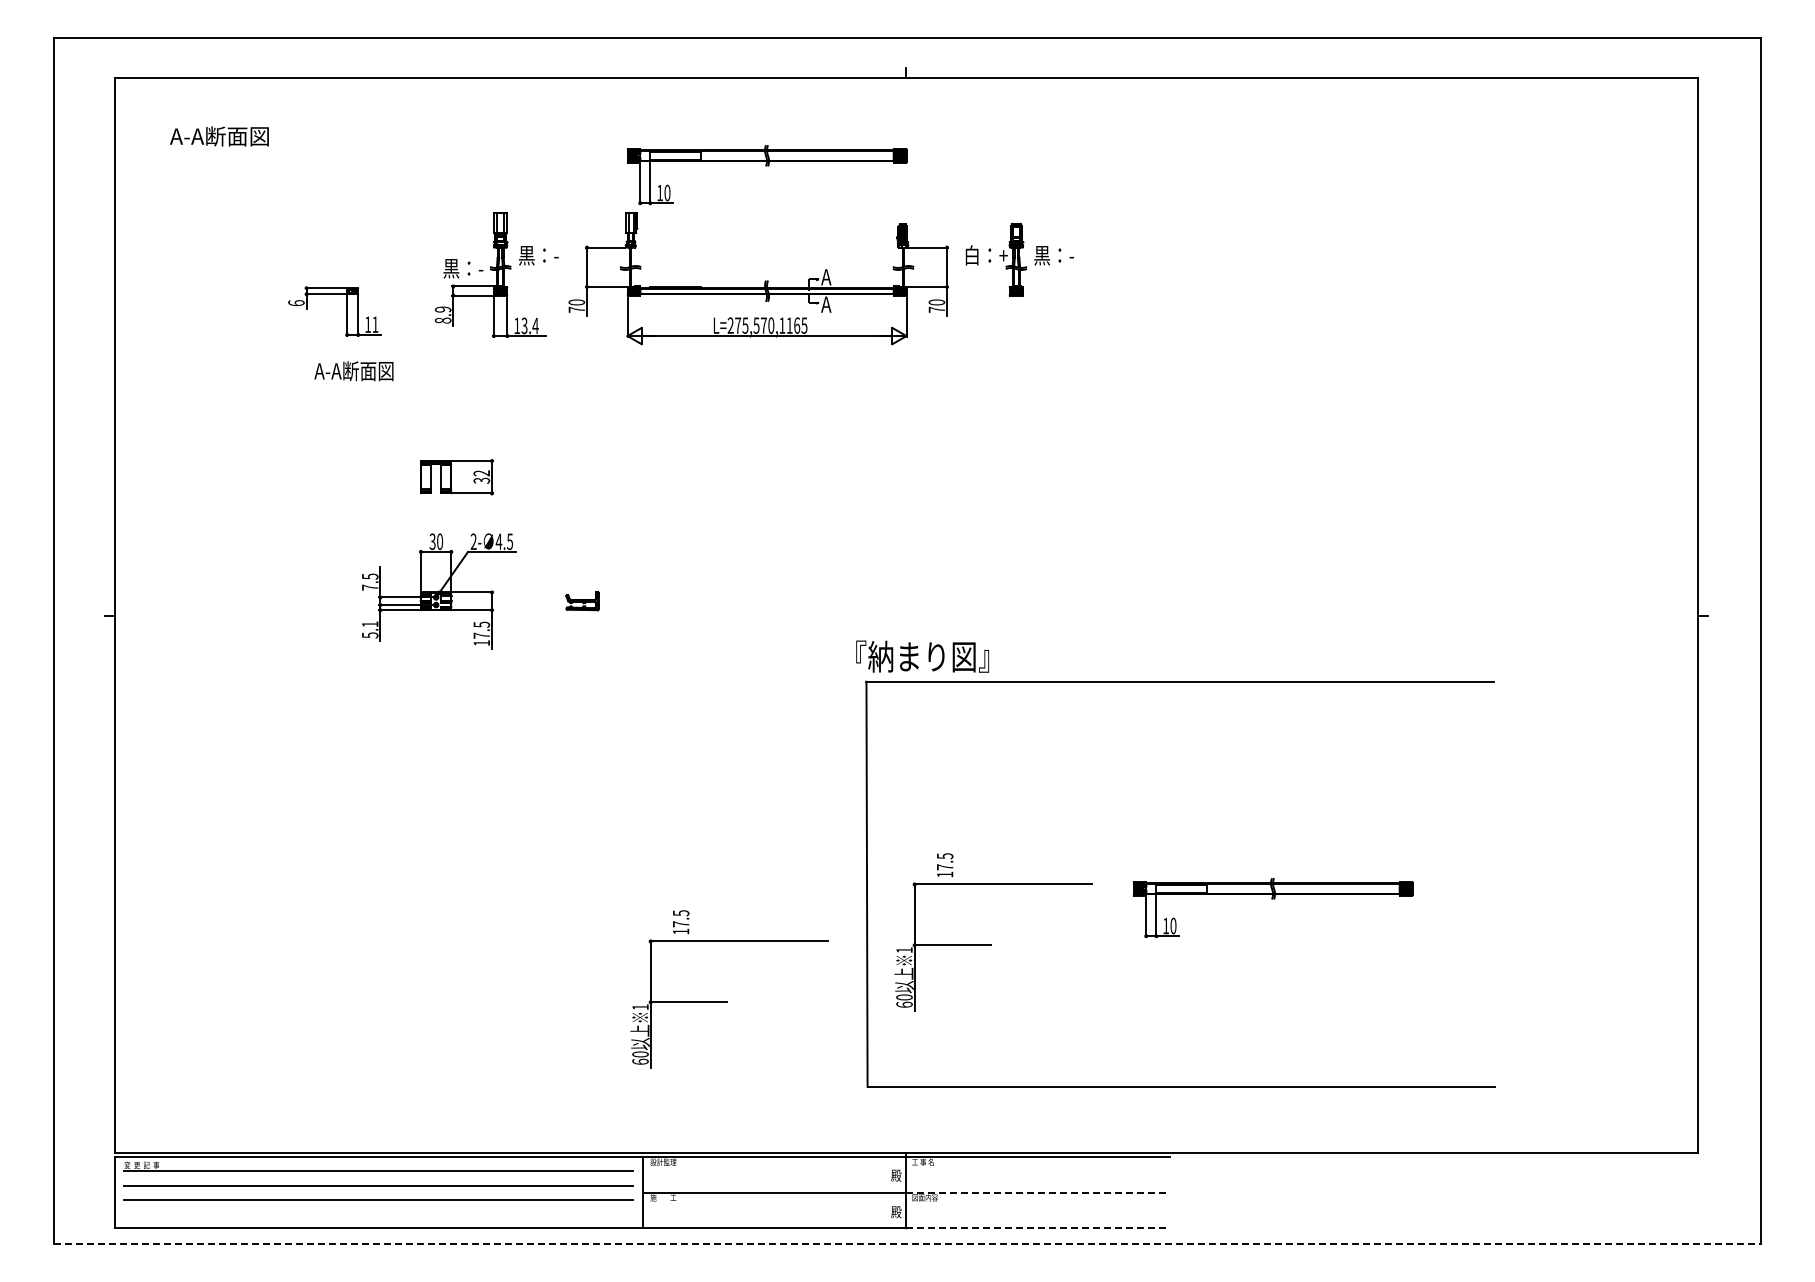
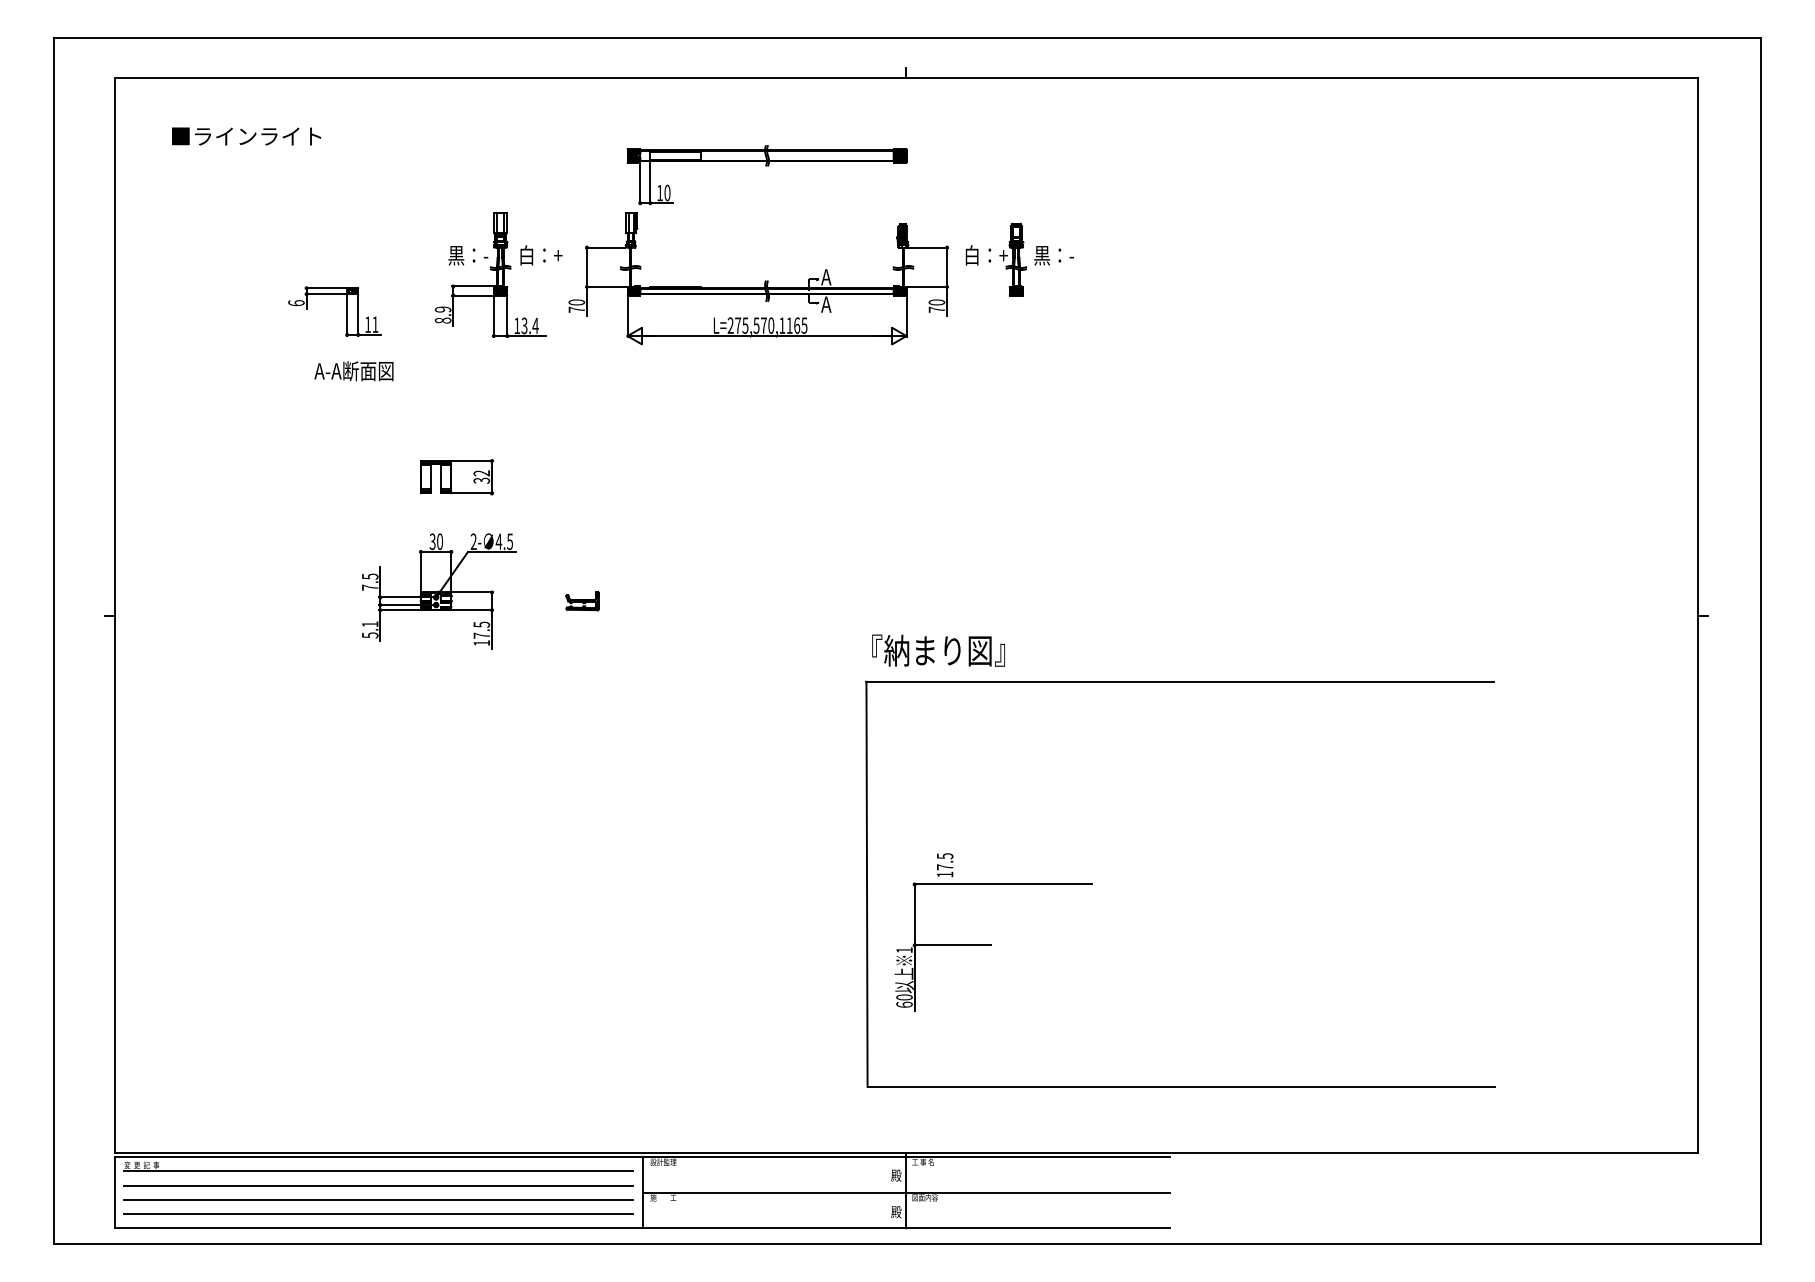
text: A-A断面図 -> ■ラインライト (245, 136)
text: 黒：- -> 白：+ (540, 255)
text position: (463, 268) -> (468, 255) (468, 255)
text position: (922, 656) -> (938, 650) (938, 650)
part: present -> none (1272, 899)
part: present -> none (727, 1001)
line: dashed -> solid (1038, 1192)
line: none -> present (377, 1214)
line: dashed -> solid (1038, 1228)
line: dashed -> solid (907, 1243)
